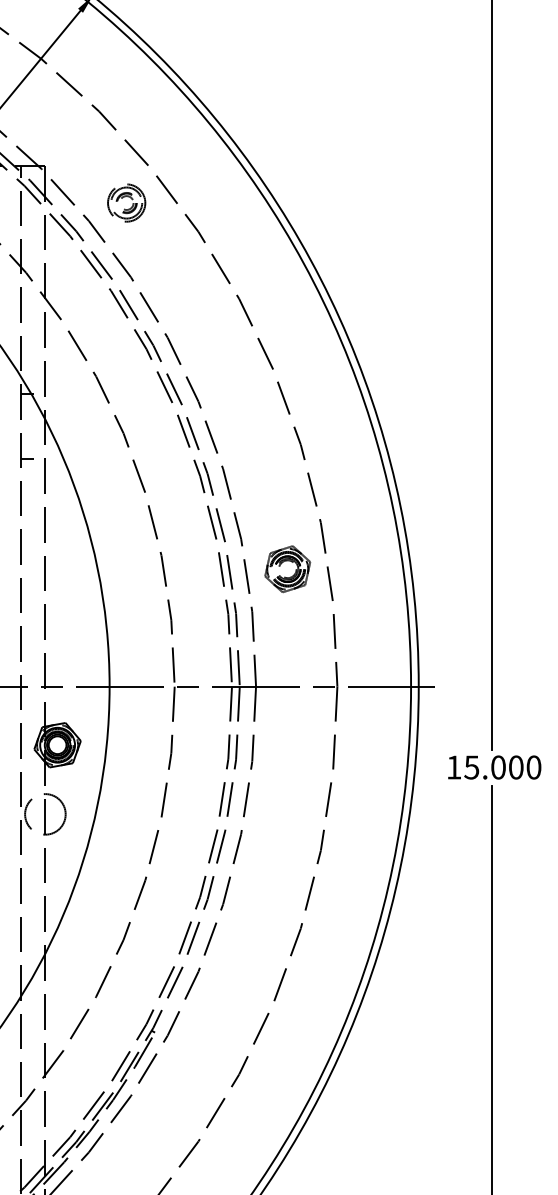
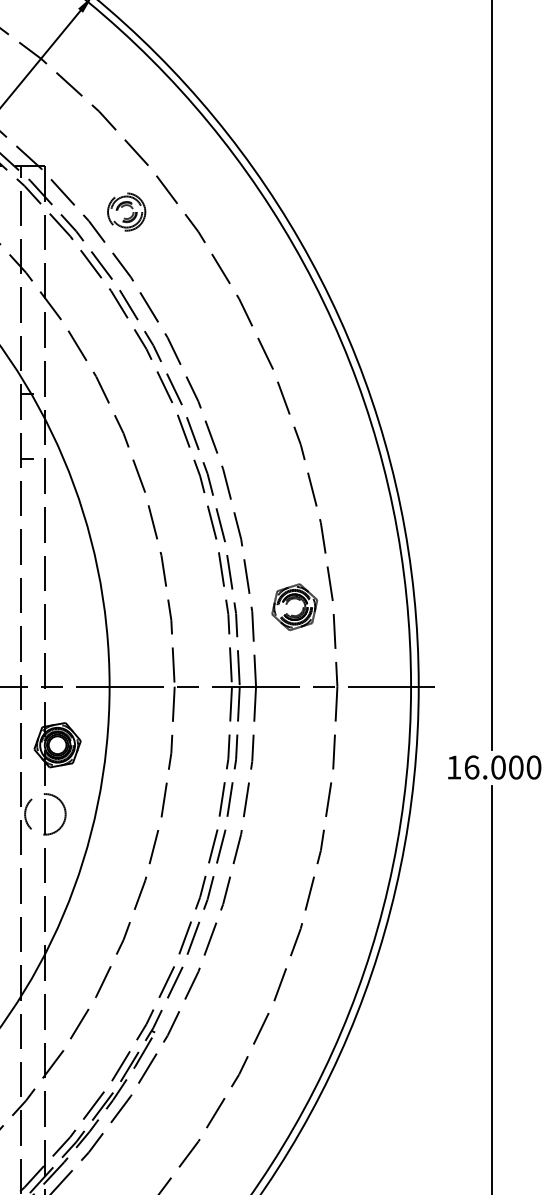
part position: (126, 202) -> (126, 211) (126, 211)
part position: (287, 569) -> (294, 607) (294, 607)
text: 15.000 -> 16.000 (471, 767)
